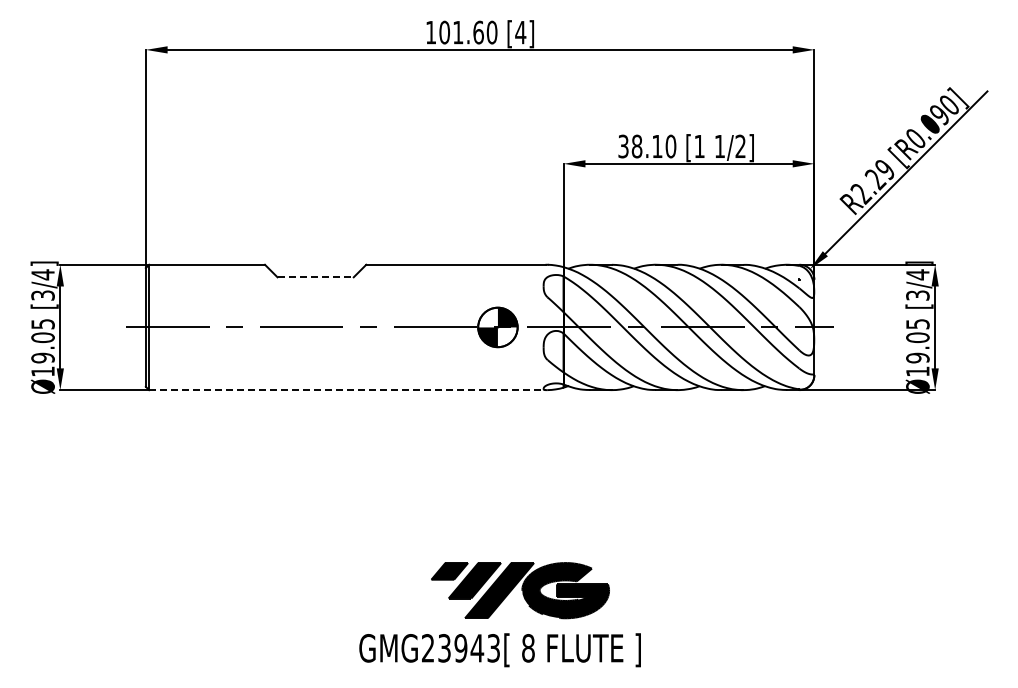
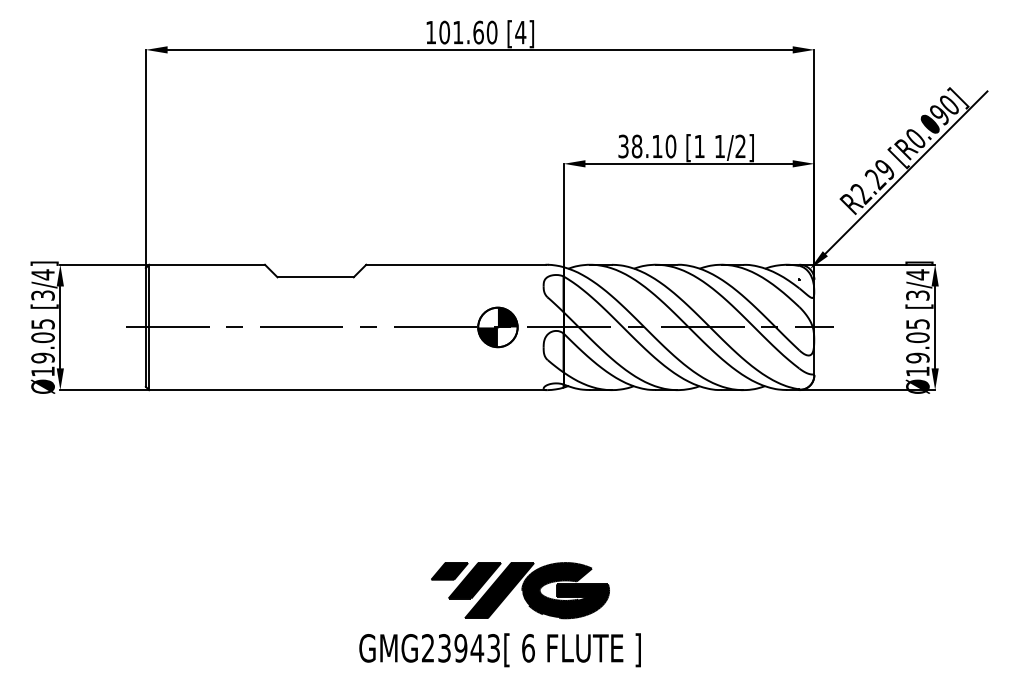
line: dashed -> solid (316, 277)
line: dashed -> solid (347, 390)
text: 8 -> 6 (528, 648)
